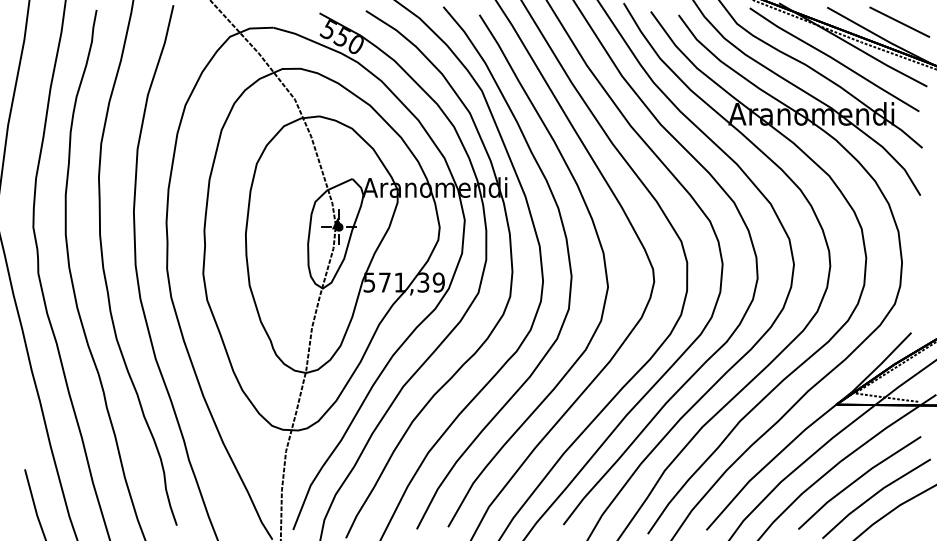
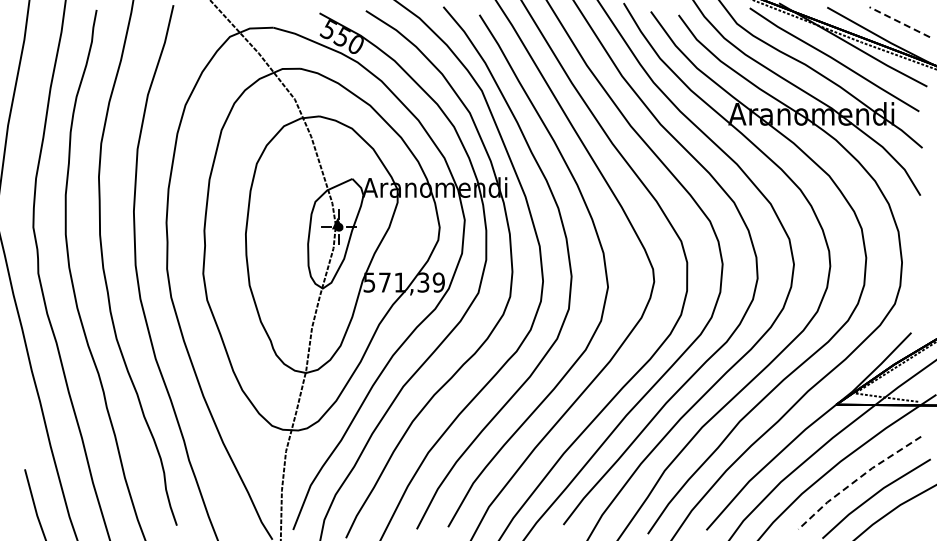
line: solid -> dashed (899, 22)
line: solid -> dashed (857, 479)
